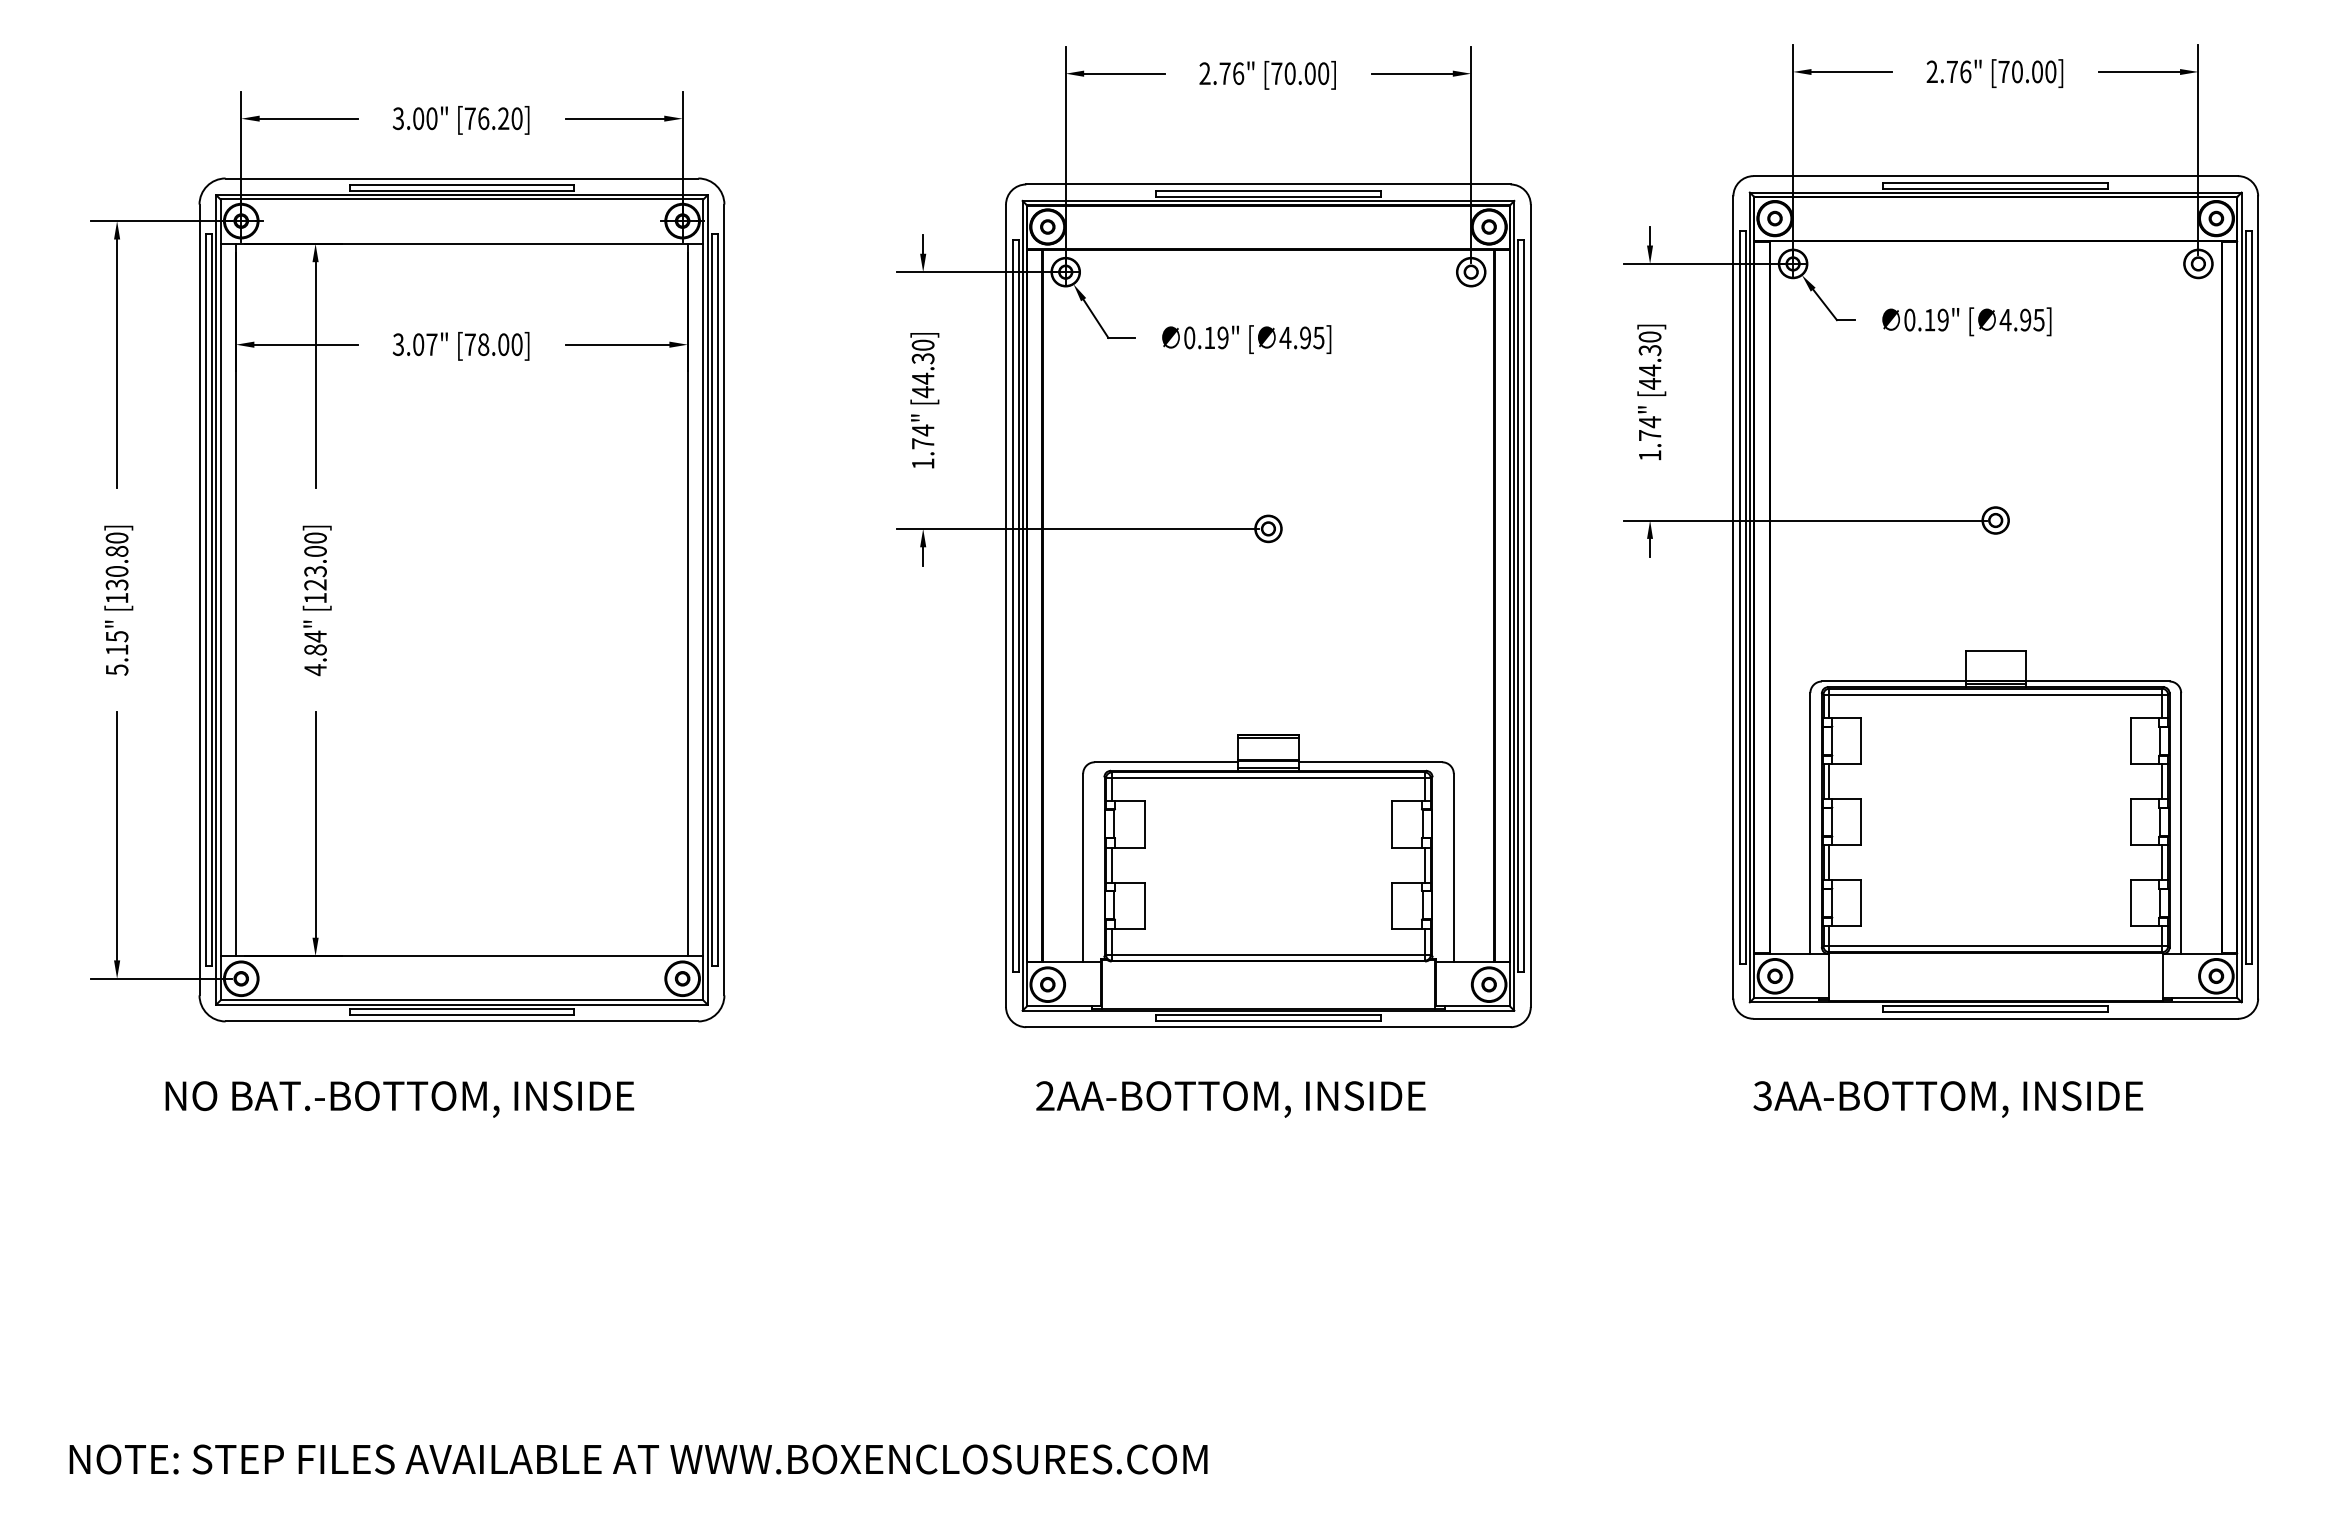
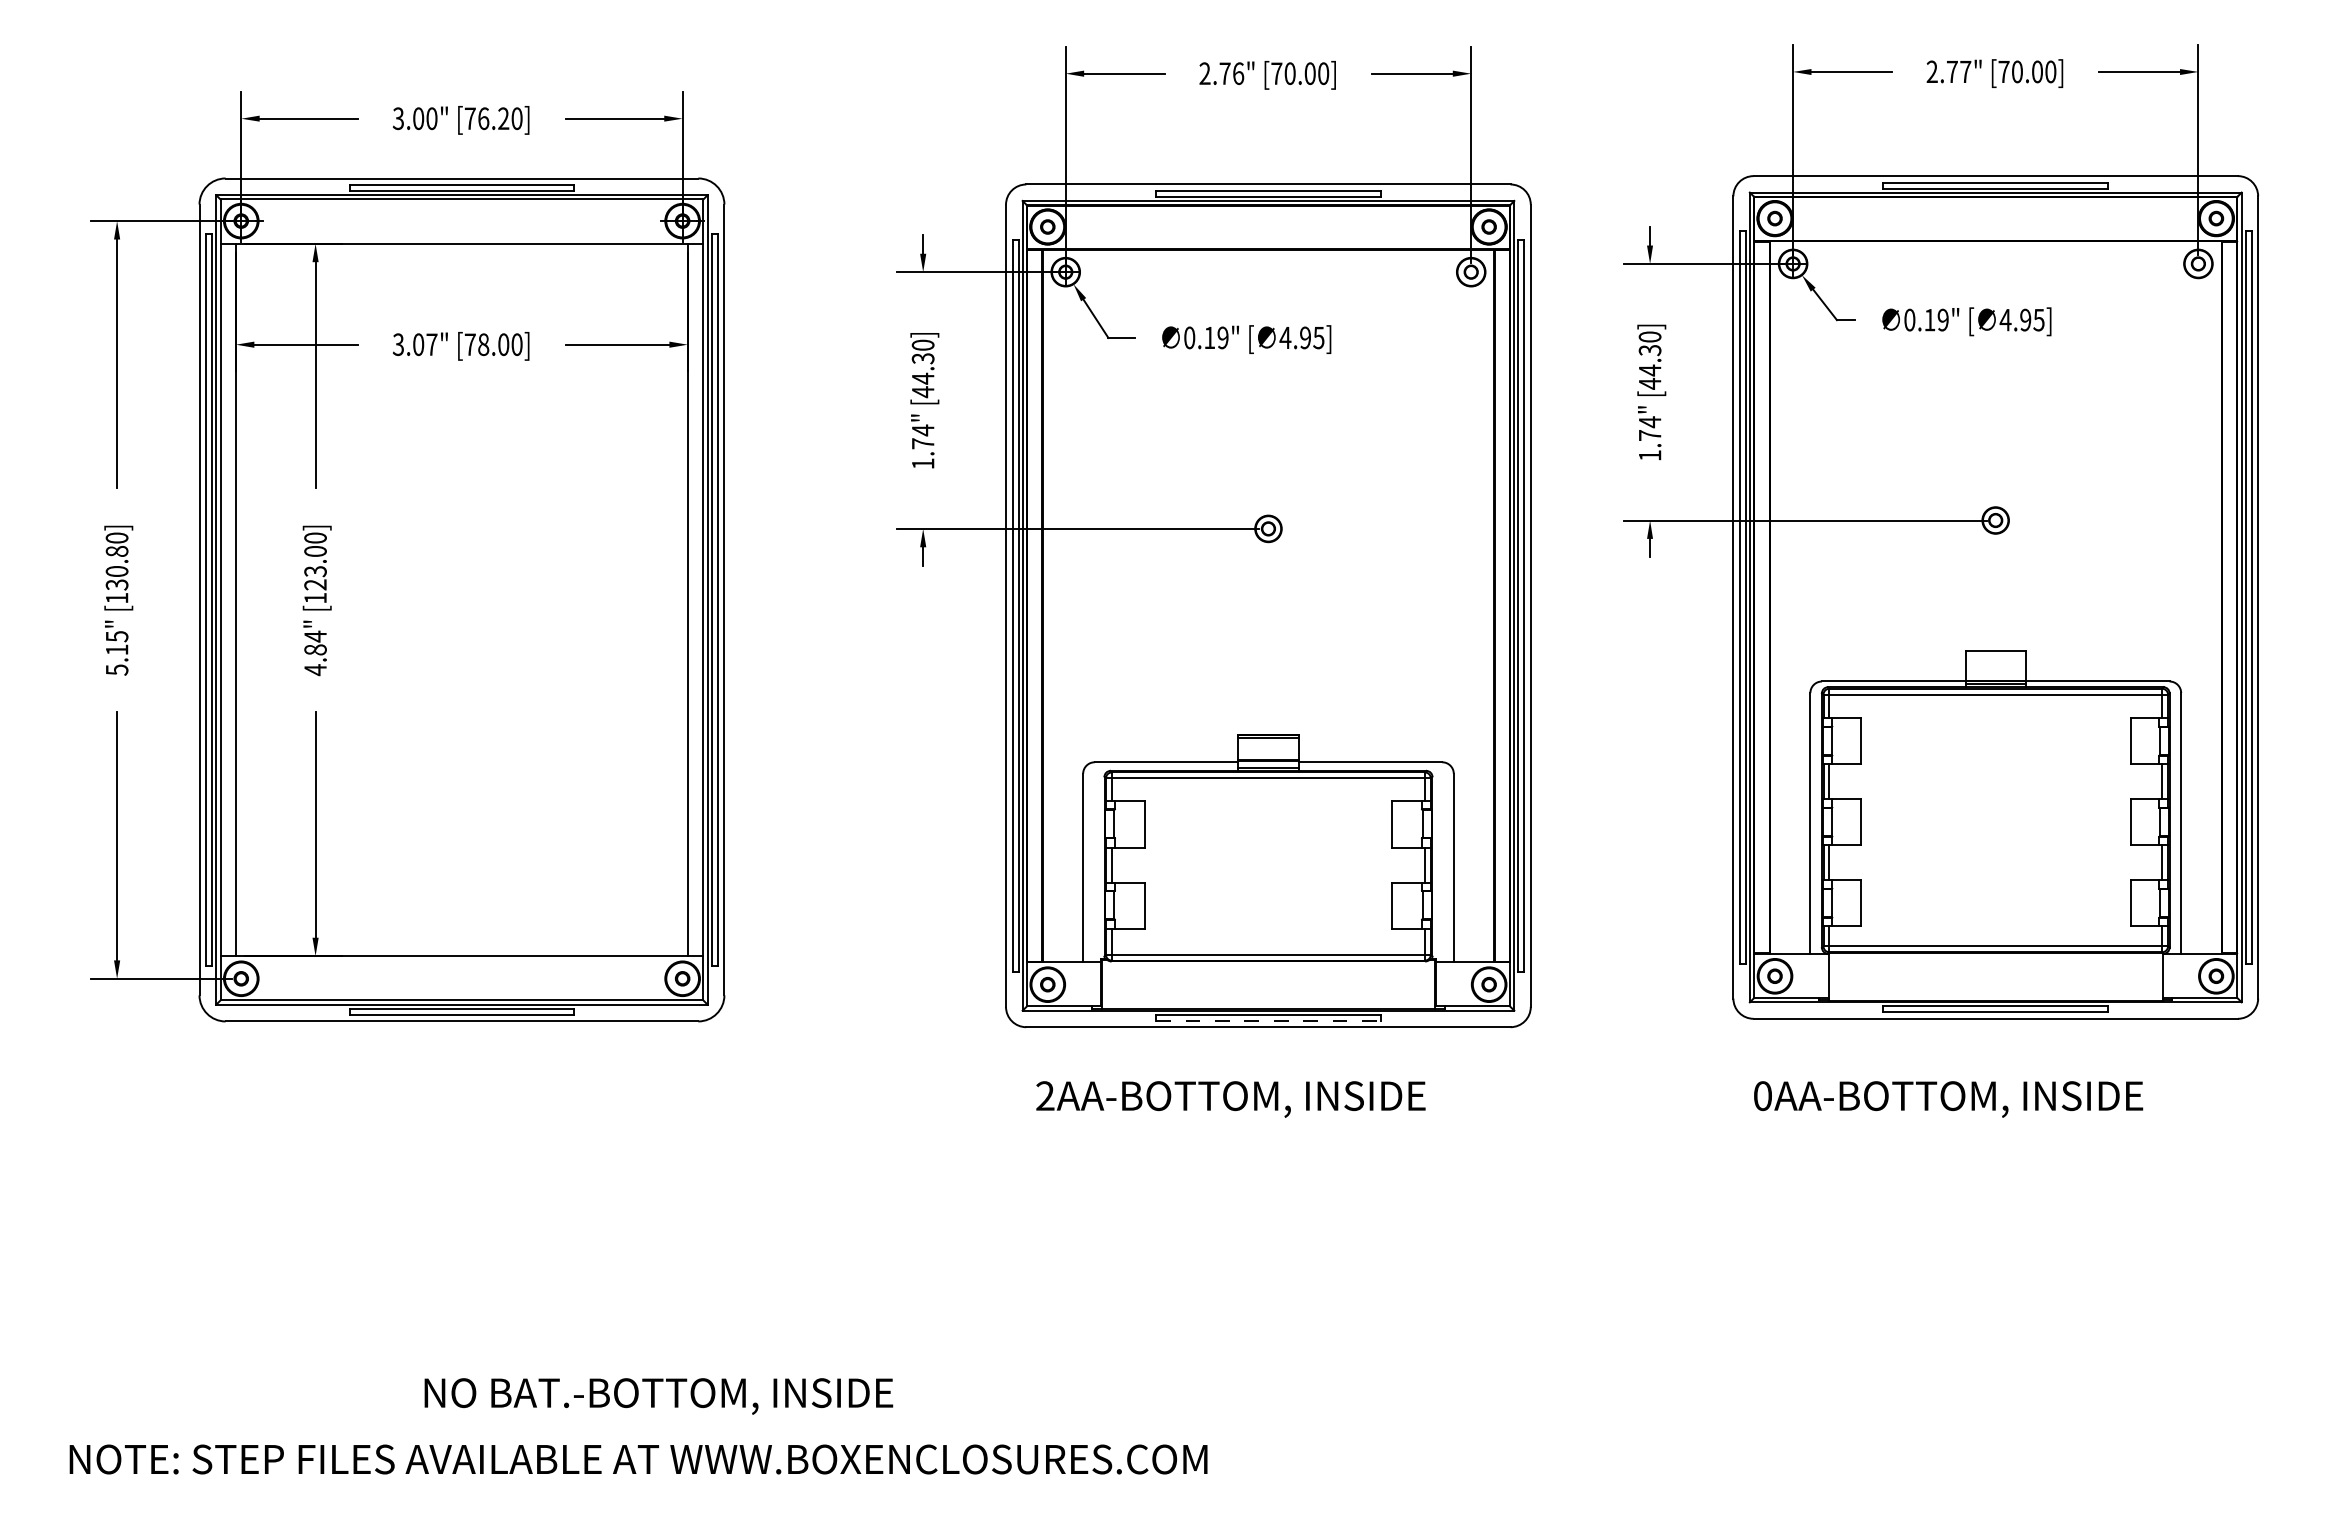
text: 2.76" -> 2.77" (1965, 71)
line: solid -> dashed (1268, 1020)
text: 3AA-BOTTOM, -> 0AA-BOTTOM, (1762, 1095)
text position: (399, 1099) -> (658, 1396) (658, 1396)
